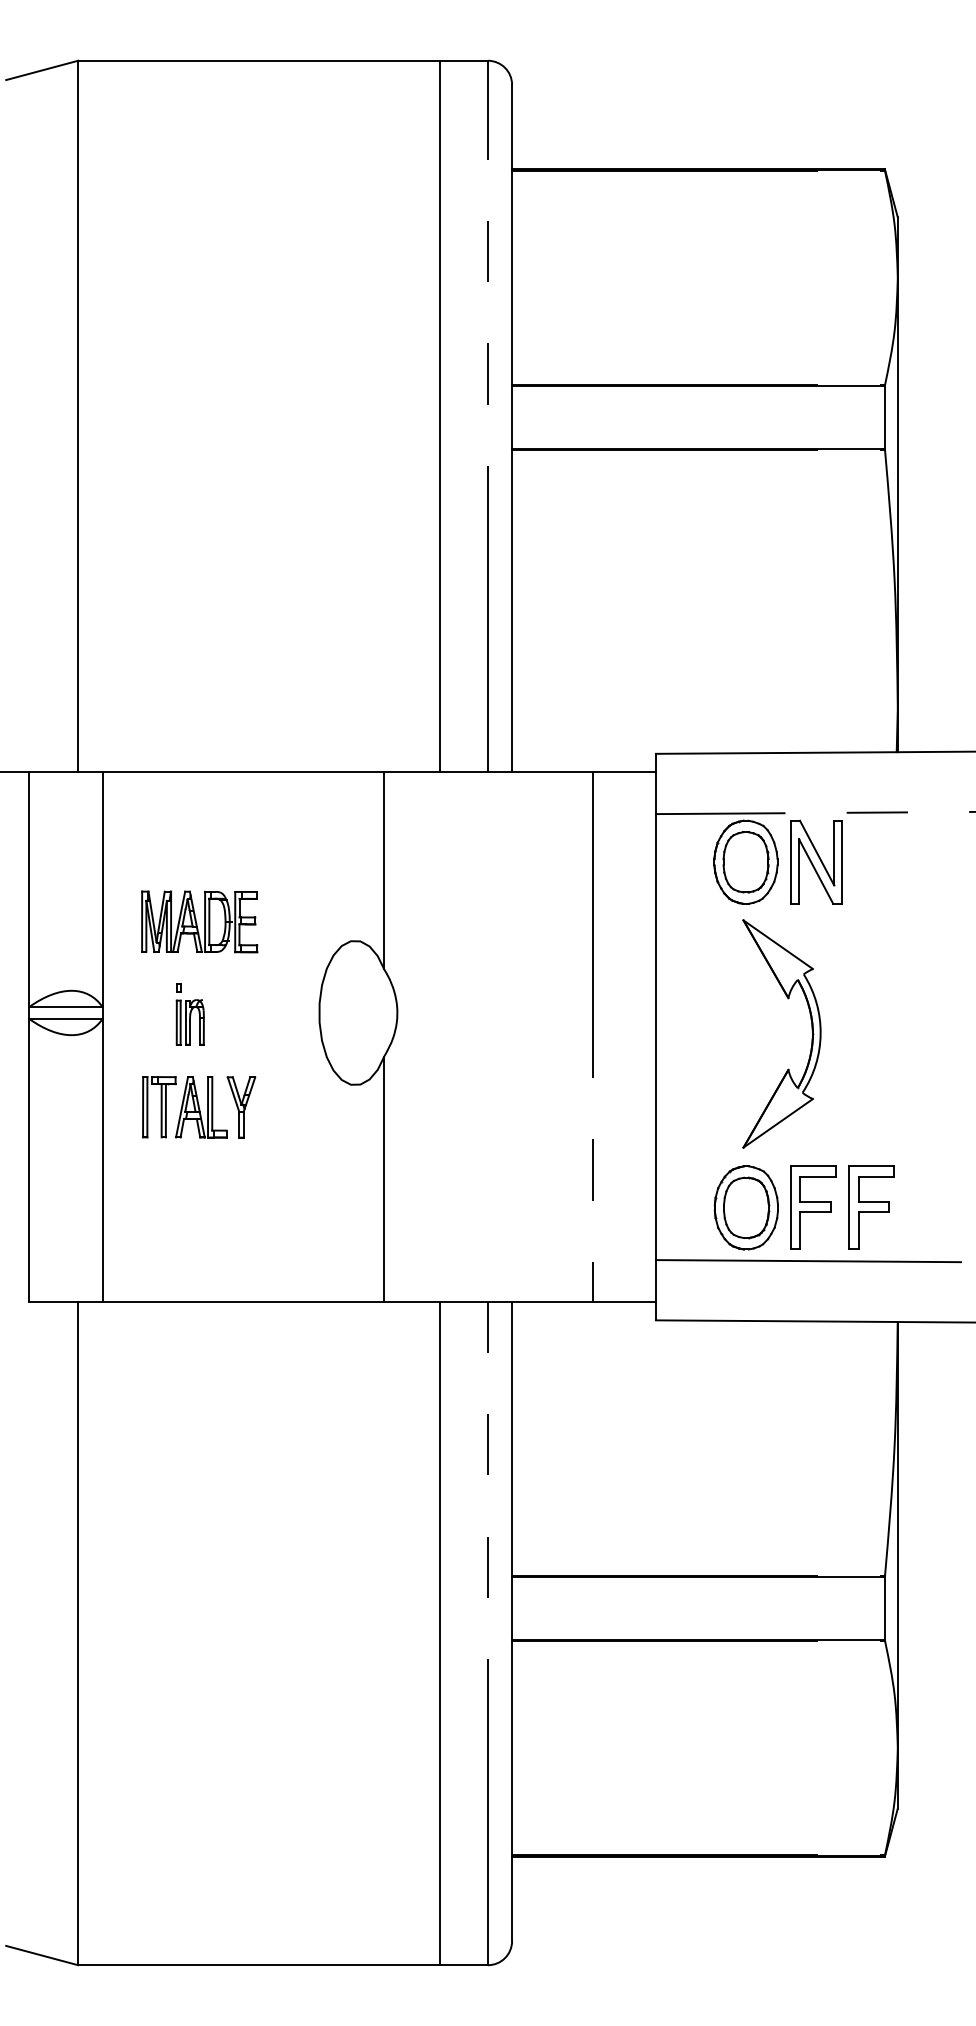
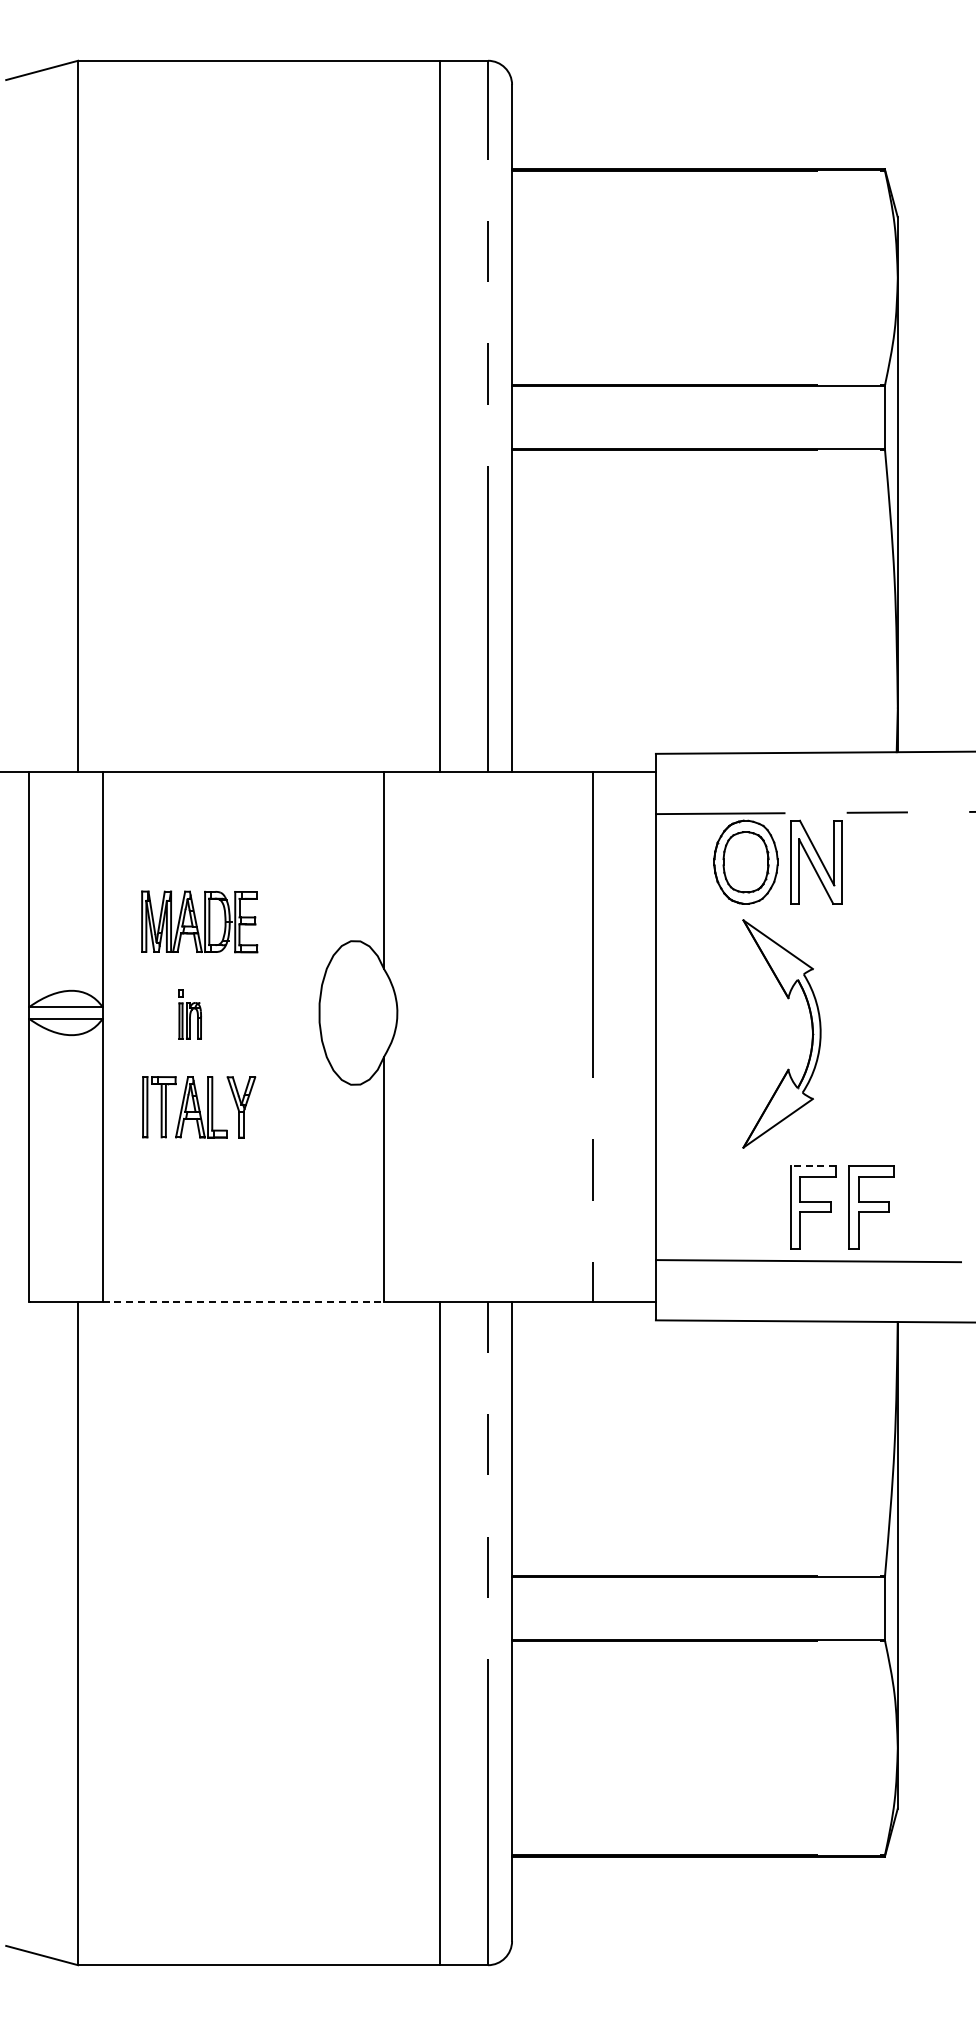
part size: 30x63 px -> 24x51 px (189, 1014)
line: solid -> dashed (813, 1166)
part: present -> none (745, 1207)
line: solid -> dashed (243, 1302)
